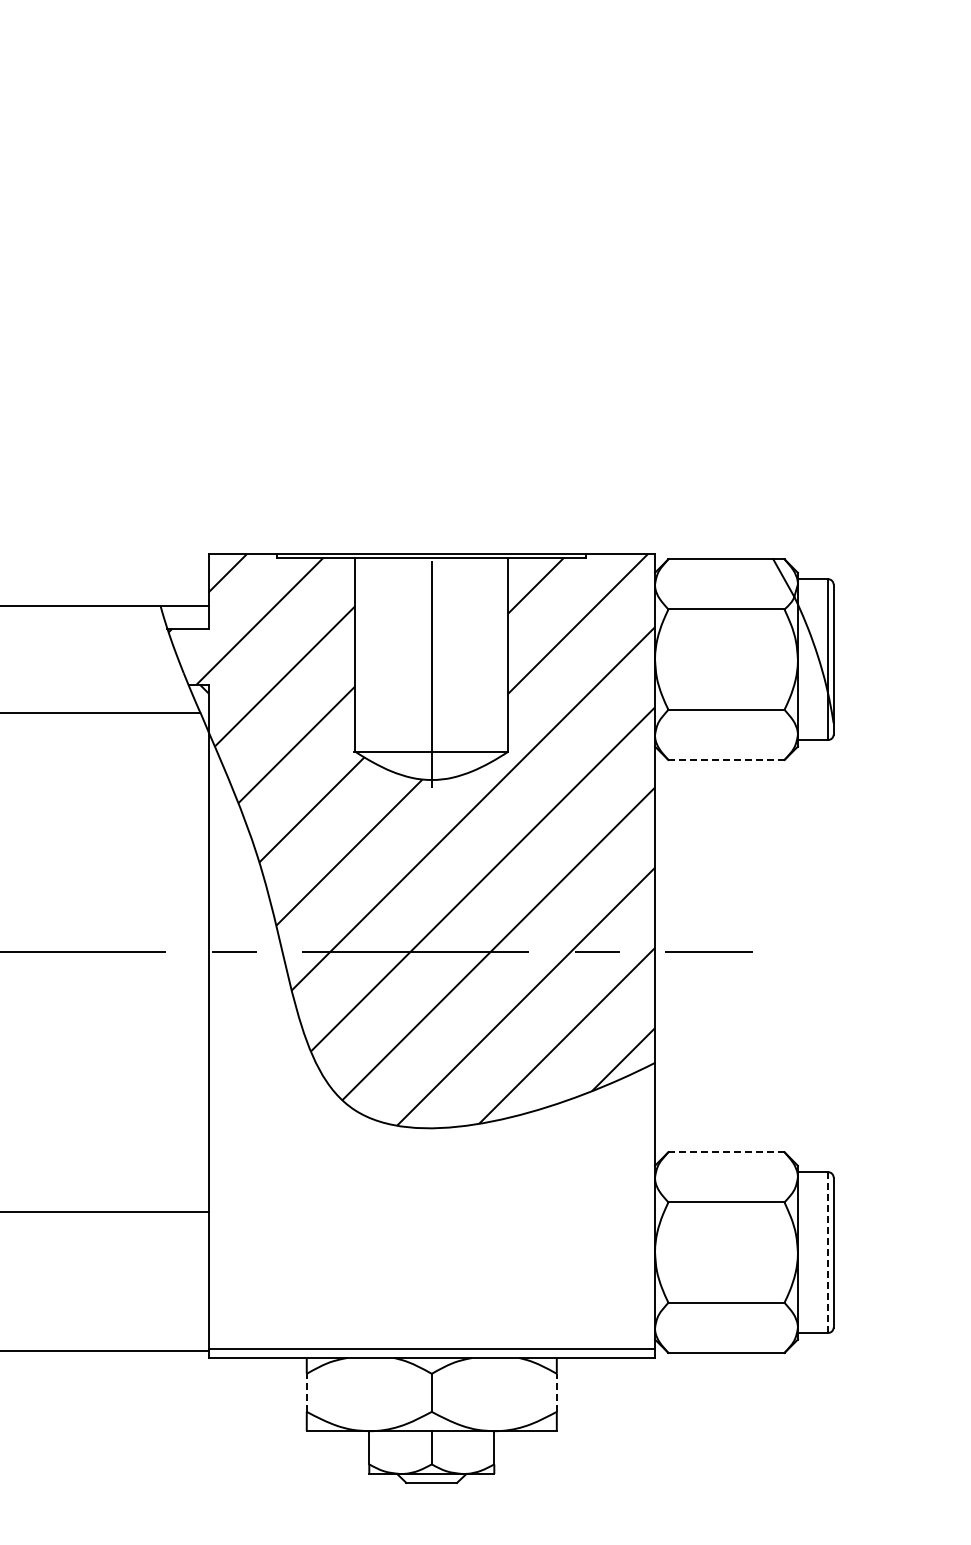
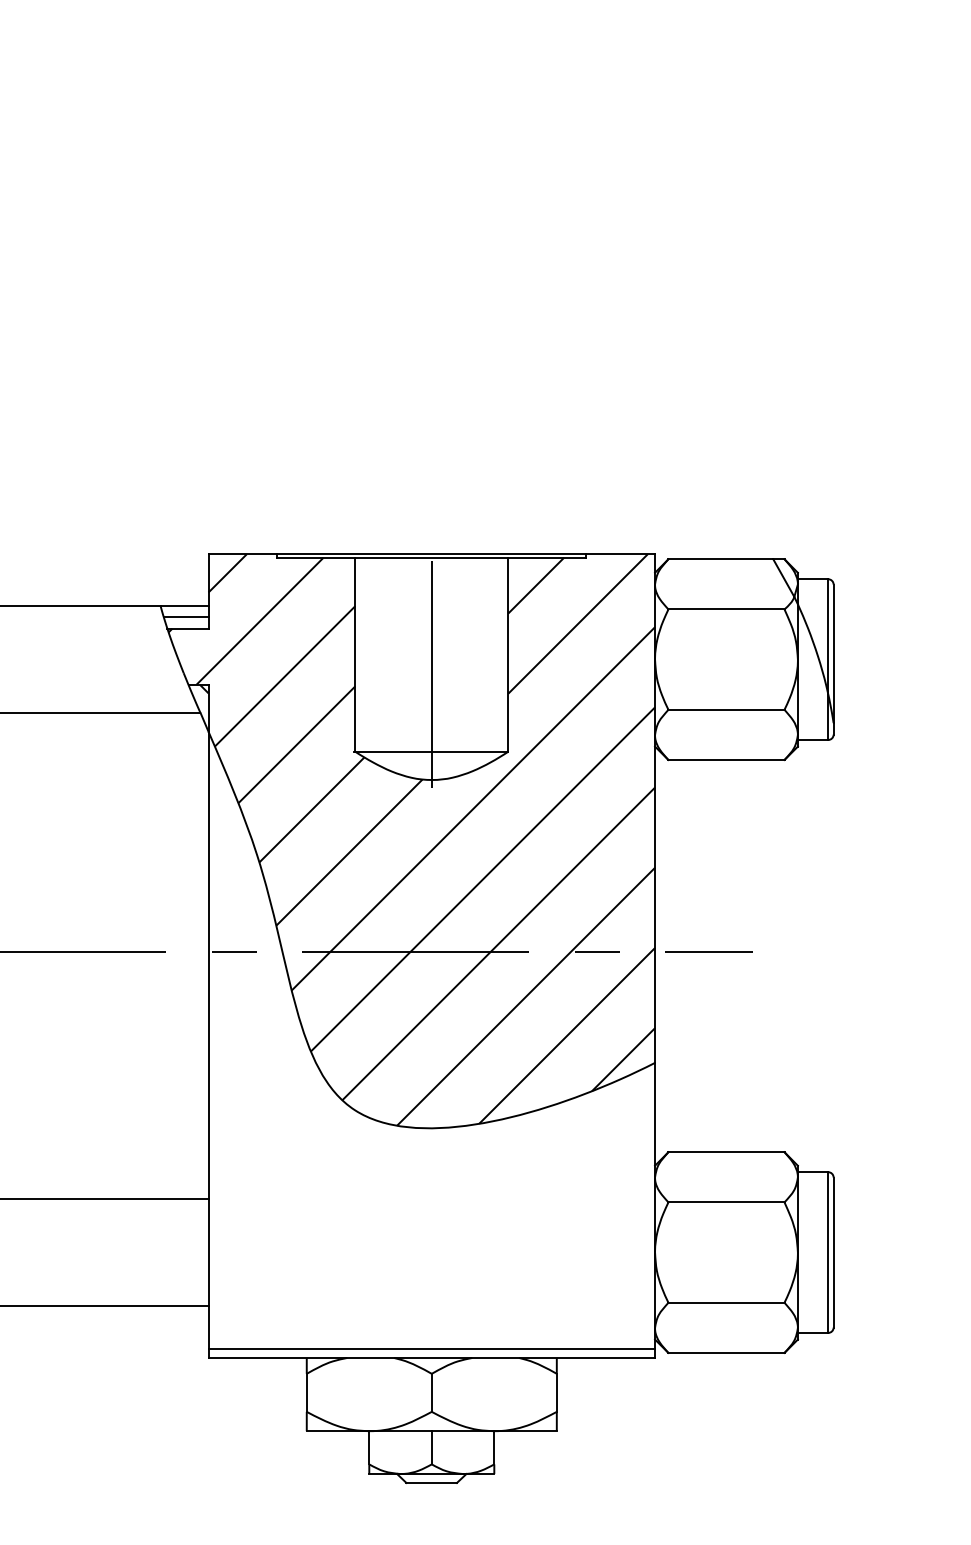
line: none -> present (185, 616)
line: dashed -> solid (726, 760)
line: dashed -> solid (726, 1152)
line position: (105, 1211) -> (105, 1198) (105, 1198)
line: dashed -> solid (828, 1252)
line position: (105, 1351) -> (105, 1306) (105, 1306)
line: dashed -> solid (306, 1392)
line: dashed -> solid (556, 1392)
